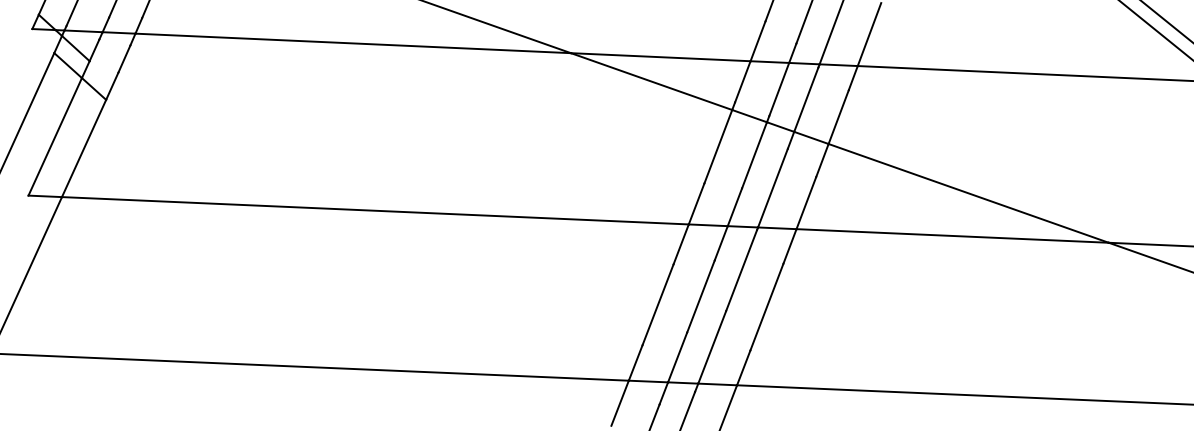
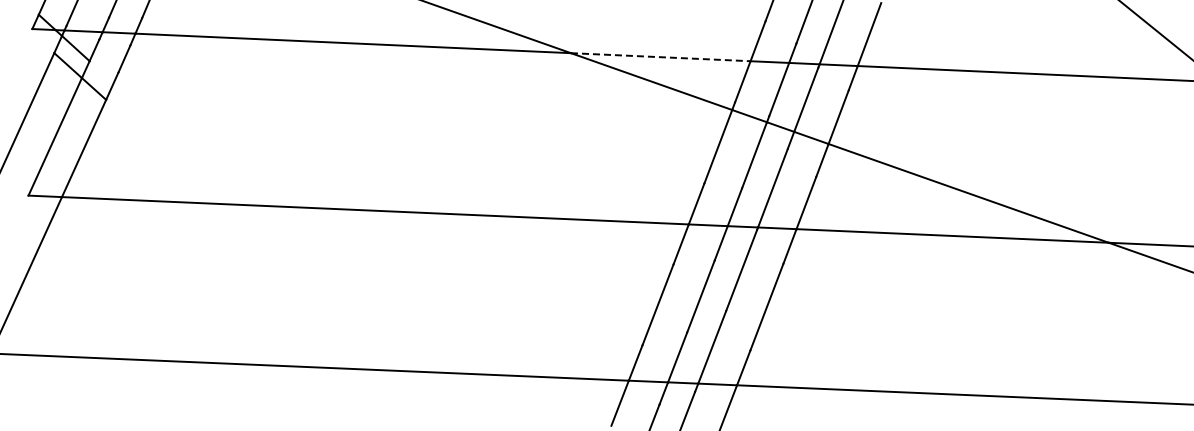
line: present -> none (1166, 21)
line: solid -> dashed (660, 57)
